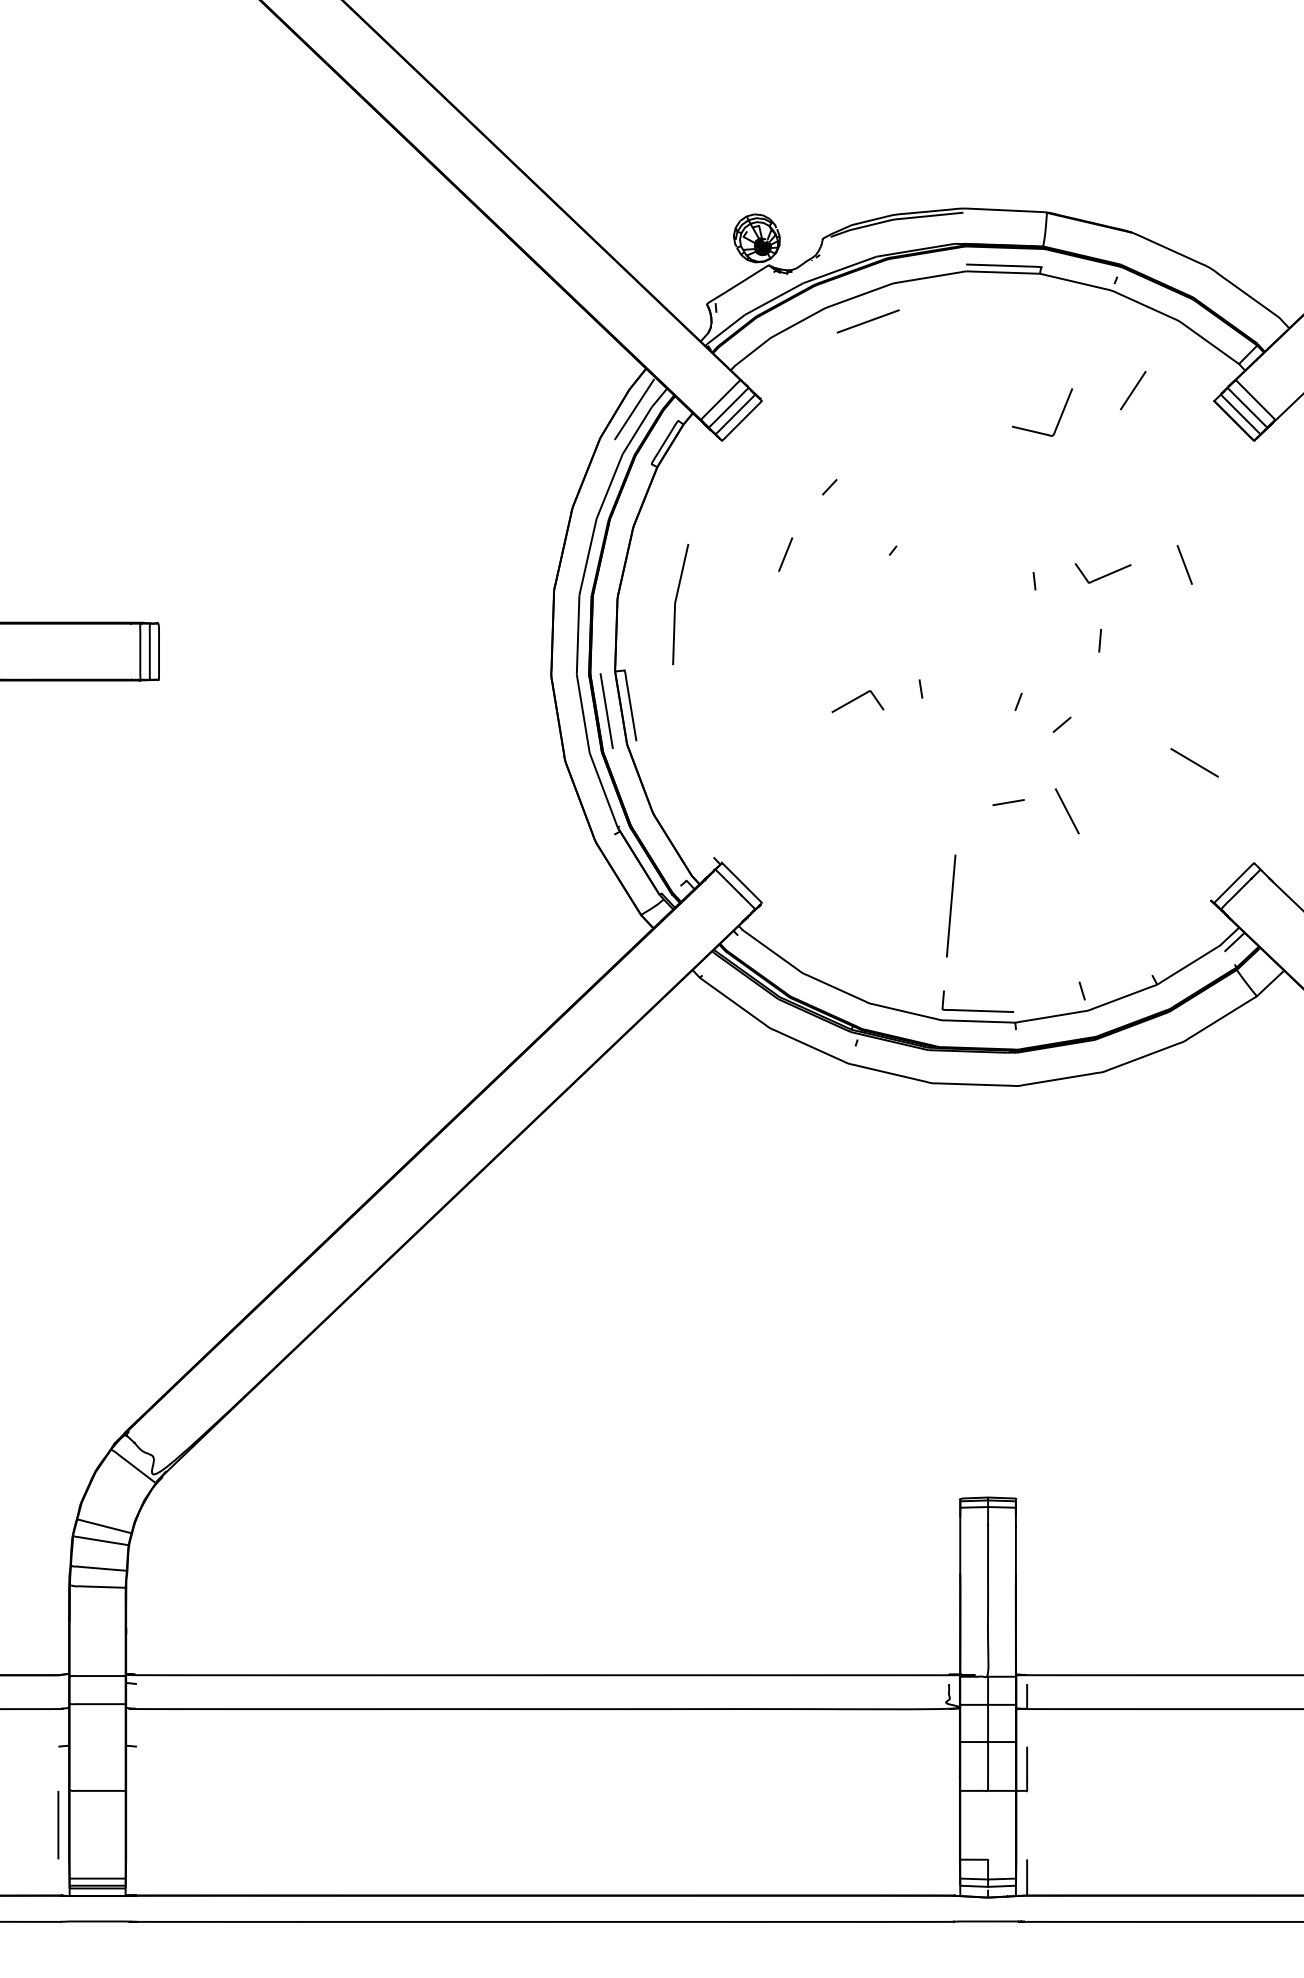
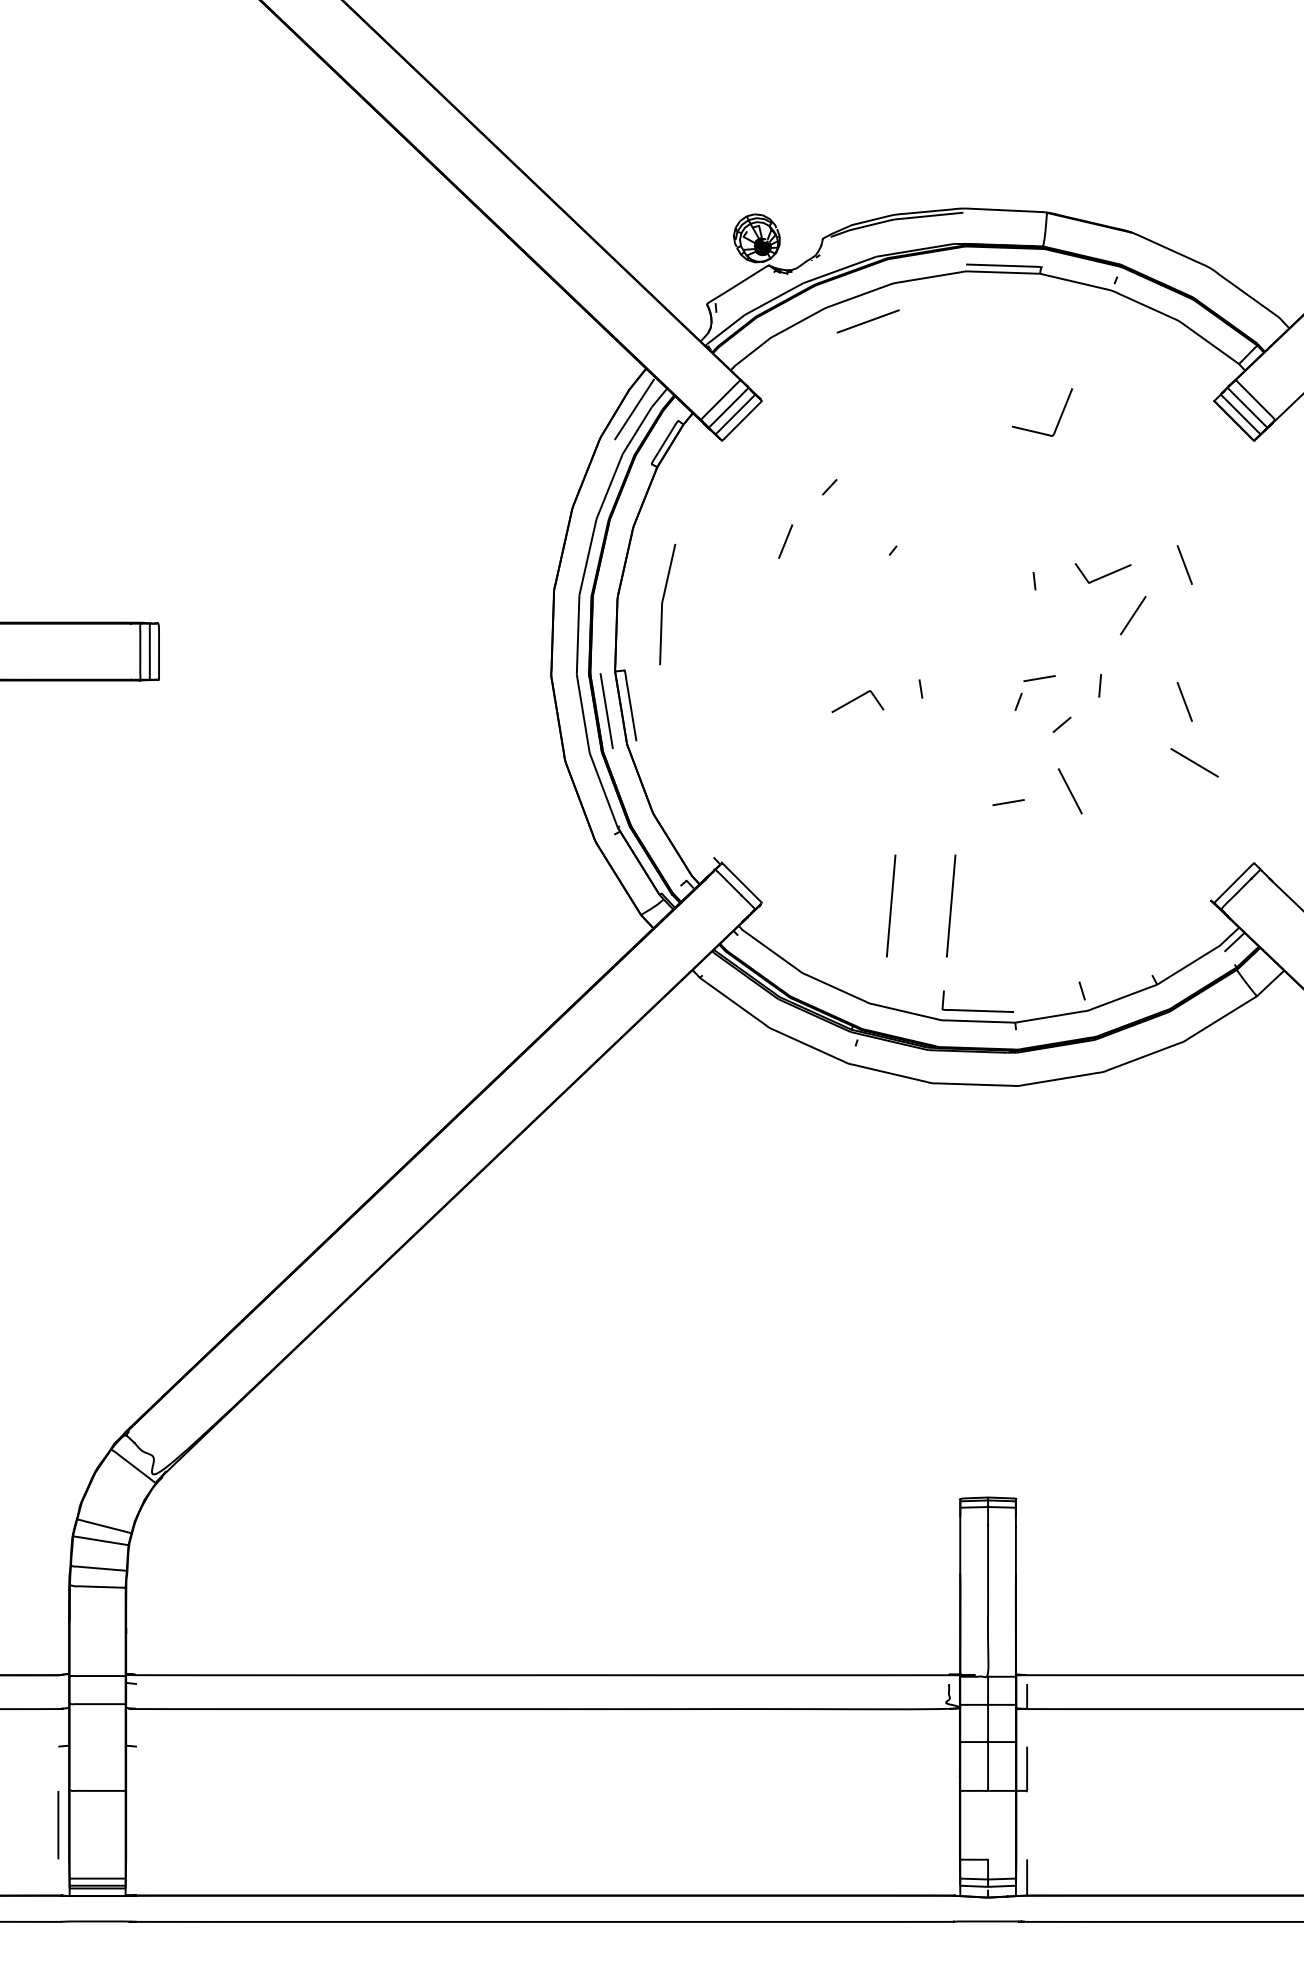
line position: (1132, 390) -> (1132, 615) (1132, 615)
line position: (785, 554) -> (785, 541) (785, 541)
curve position: (676, 603) -> (663, 603) (663, 603)
line position: (1099, 640) -> (1099, 685) (1099, 685)
line: none -> present (1039, 678)
line: none -> present (1184, 701)
line position: (1066, 811) -> (1069, 791) (1069, 791)
line: none -> present (891, 905)
